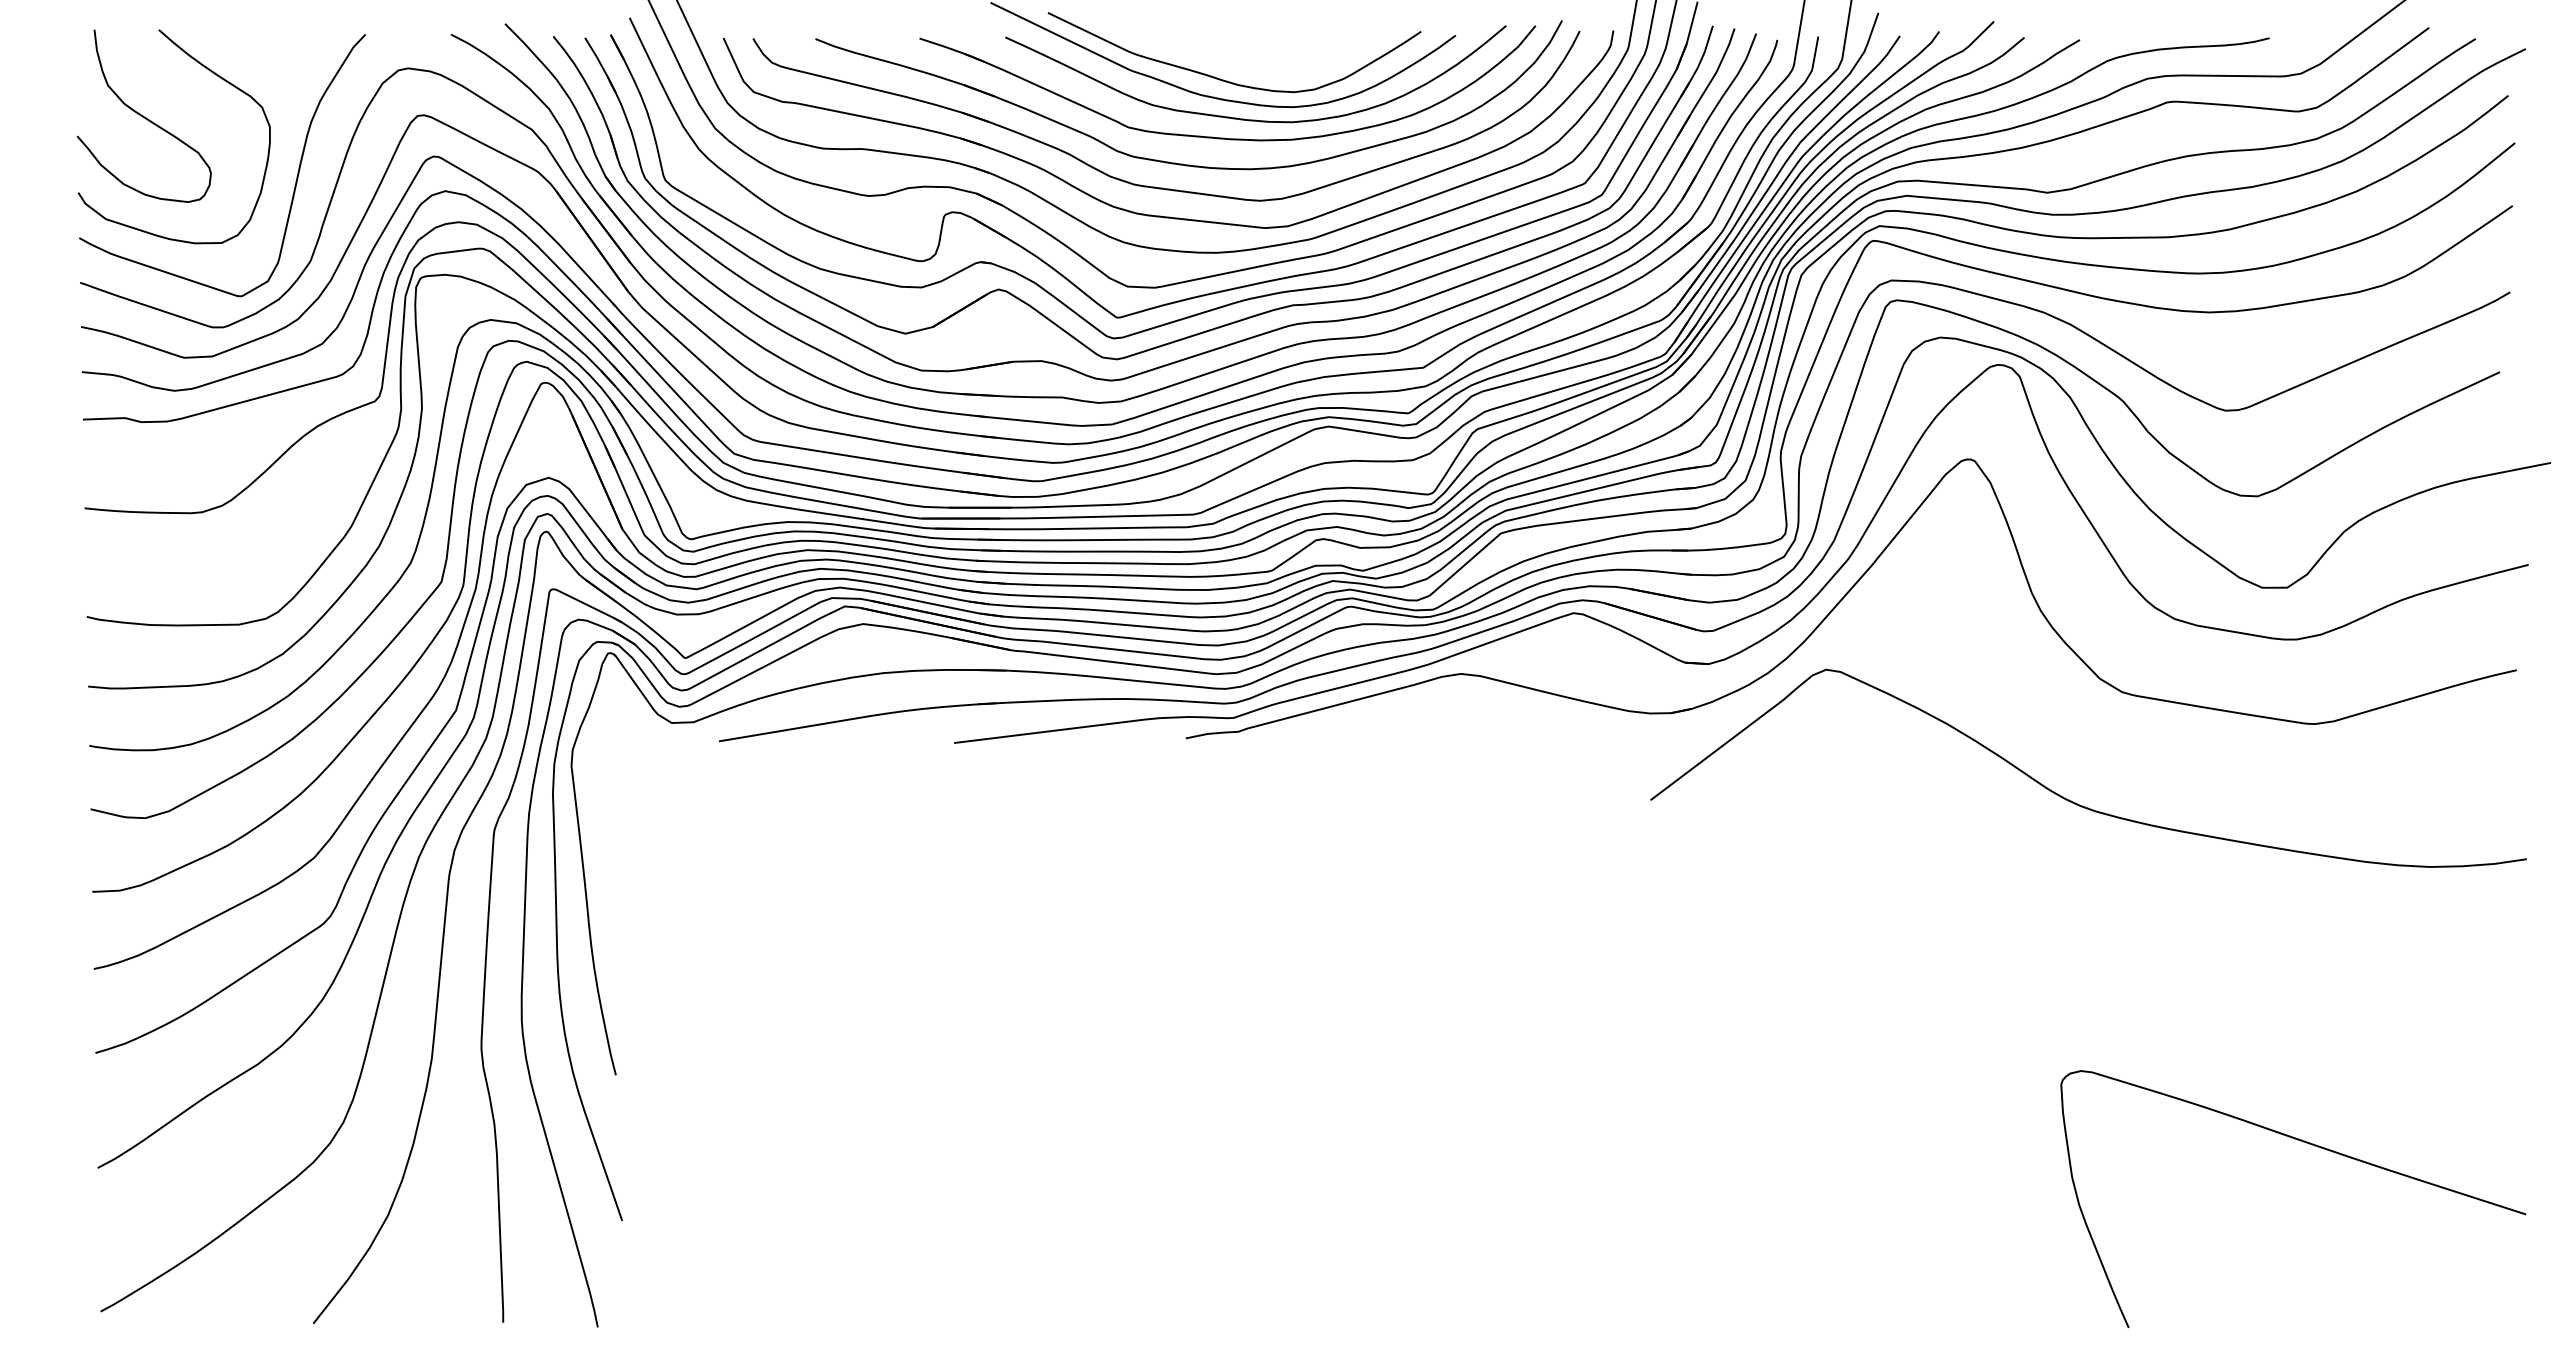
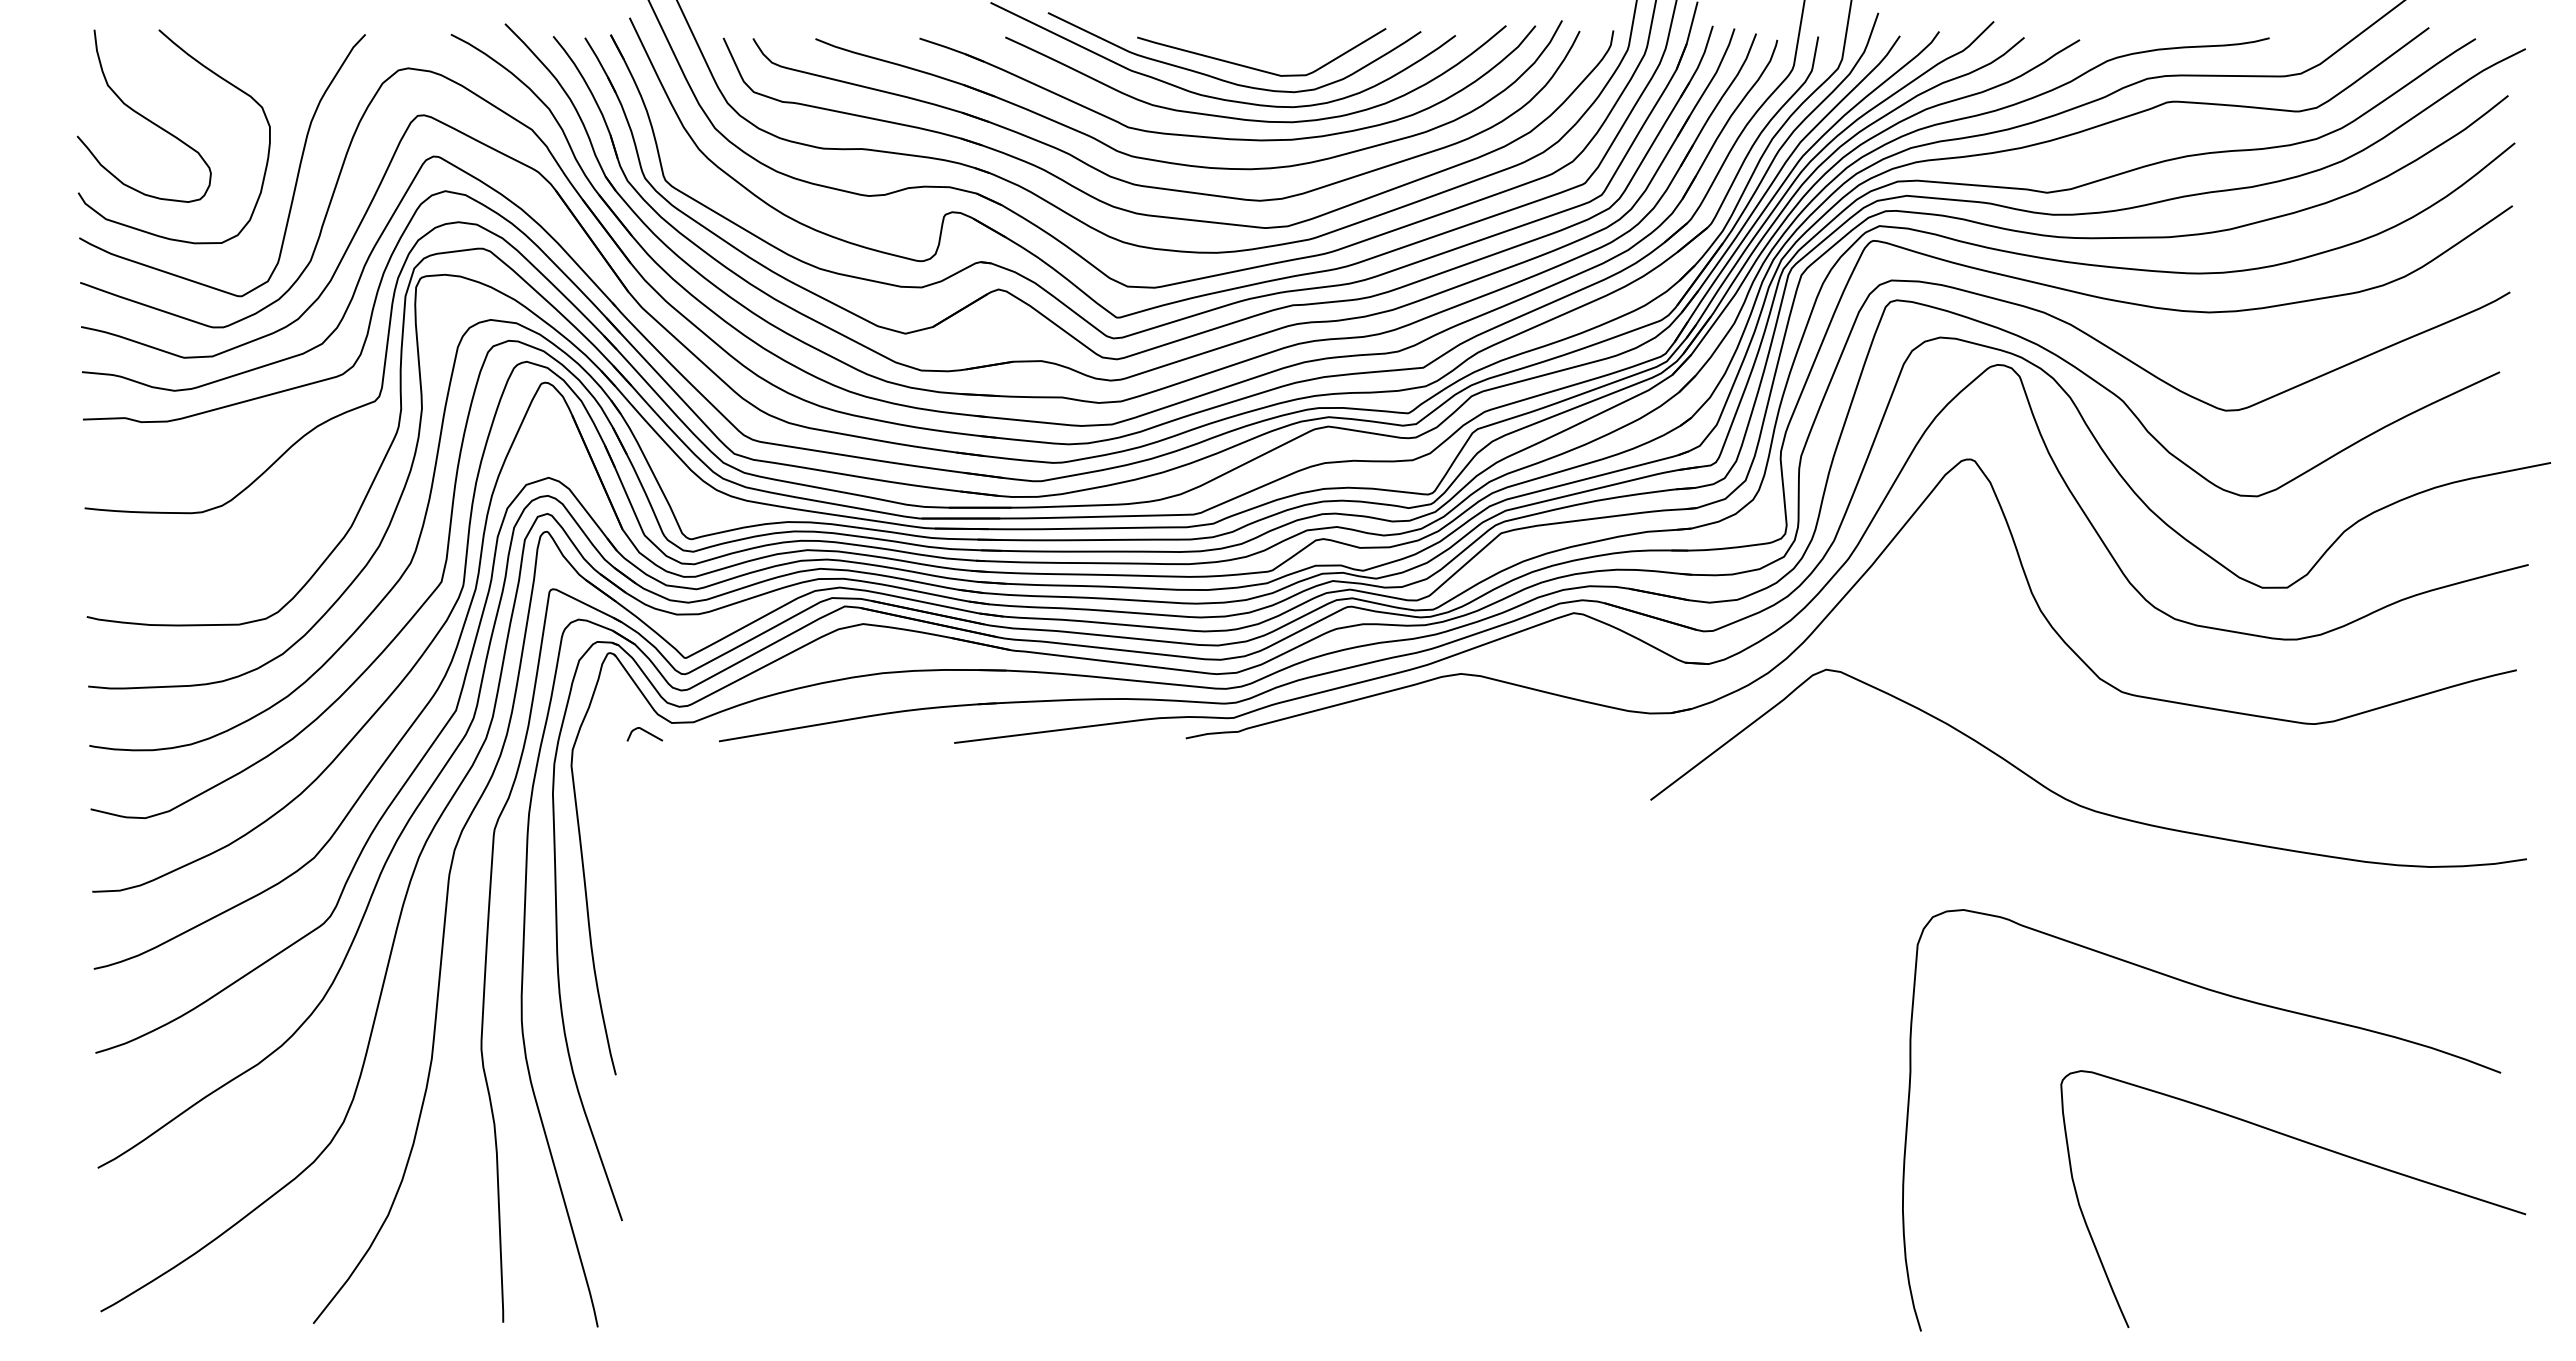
curve: none -> present (1257, 68)
curve: none -> present (645, 732)
curve: none -> present (2234, 998)
